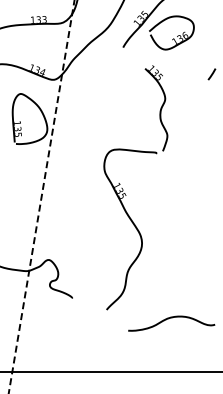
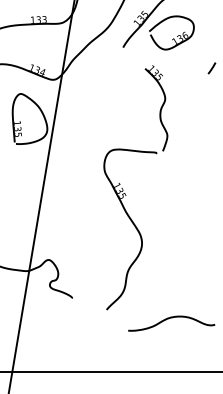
line position: (211, 74) -> (211, 68) (211, 68)
line: dashed -> solid (41, 197)
